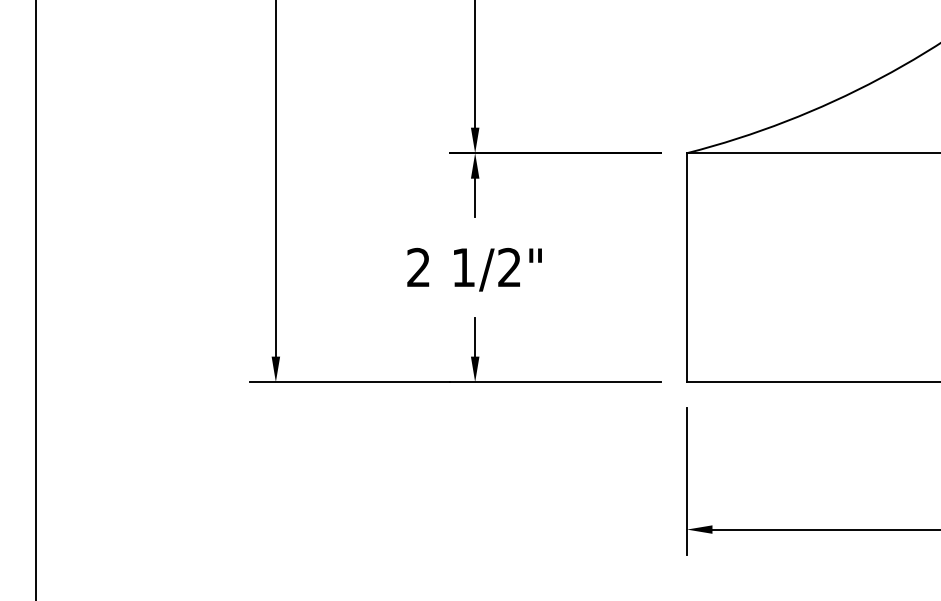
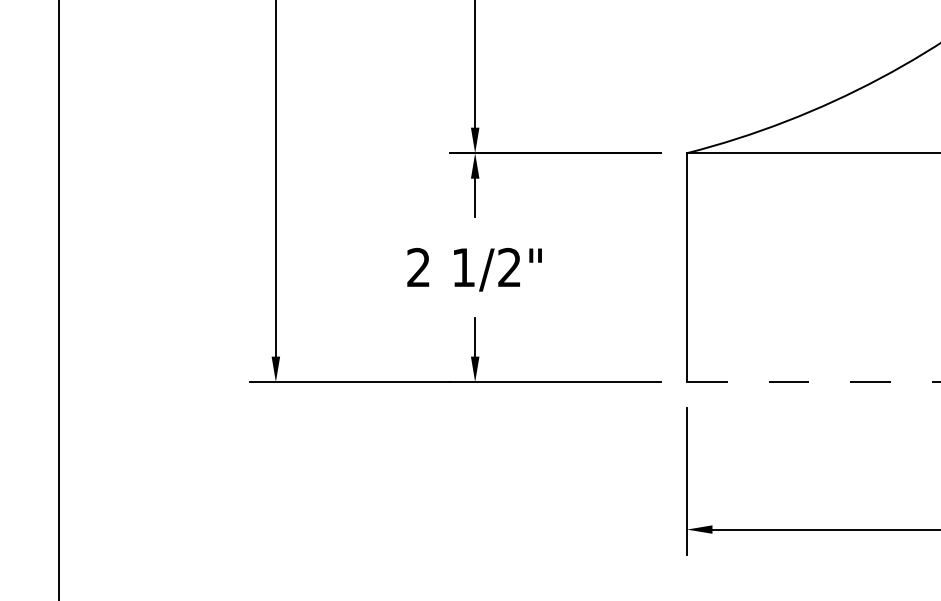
line position: (35, 299) -> (58, 299) (58, 299)
line: solid -> dashed (813, 382)
